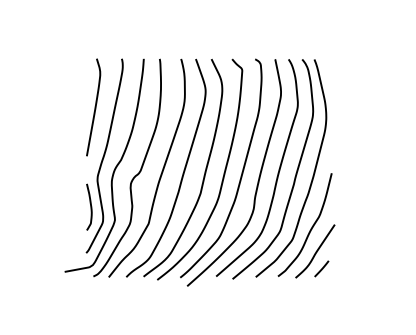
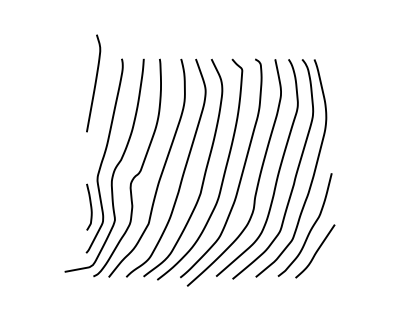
curve position: (94, 107) -> (94, 83) (94, 83)
line: present -> none (321, 268)
